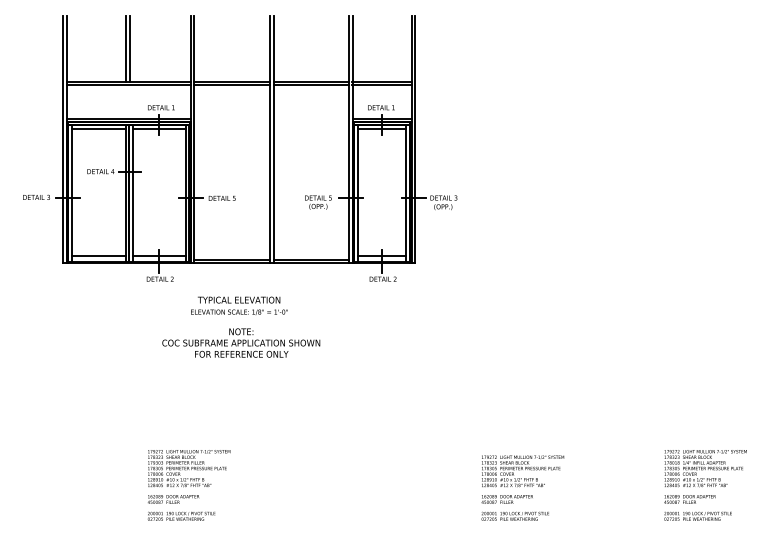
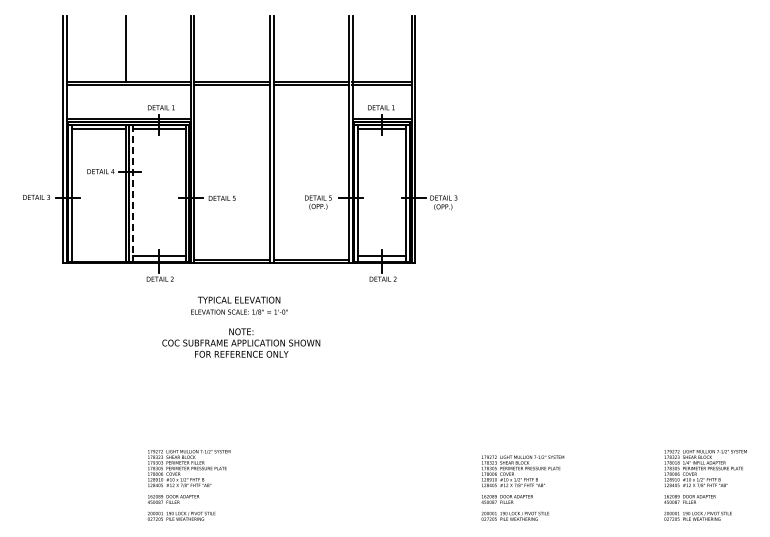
line: present -> none (129, 48)
line: solid -> dashed (133, 194)
line: present -> none (98, 255)
